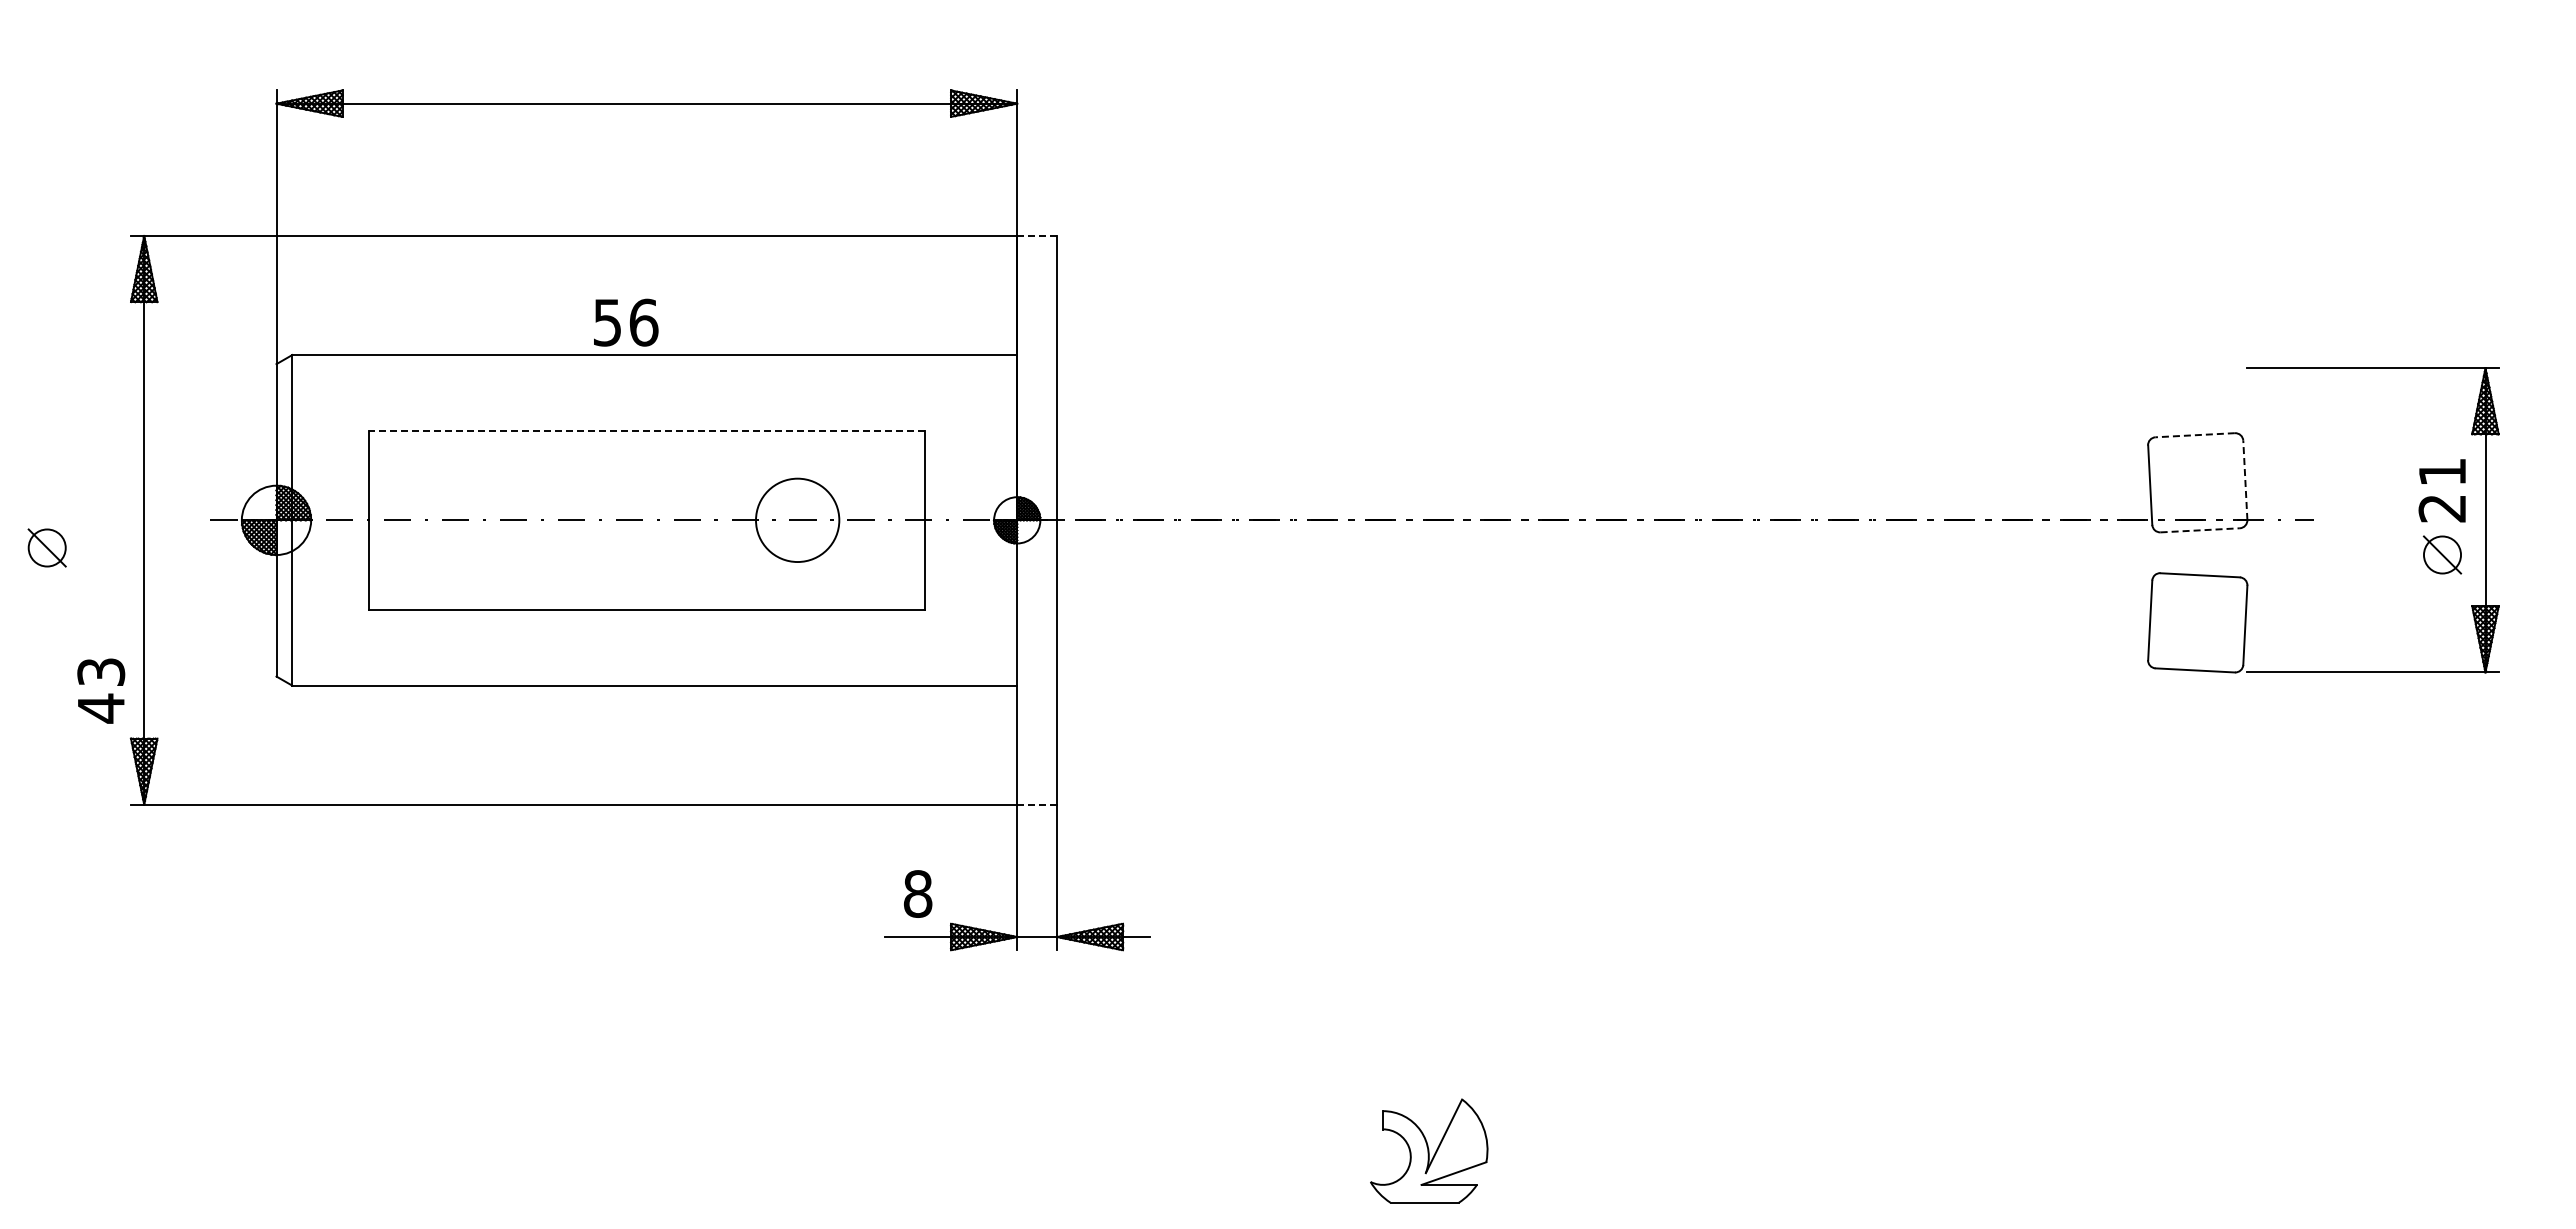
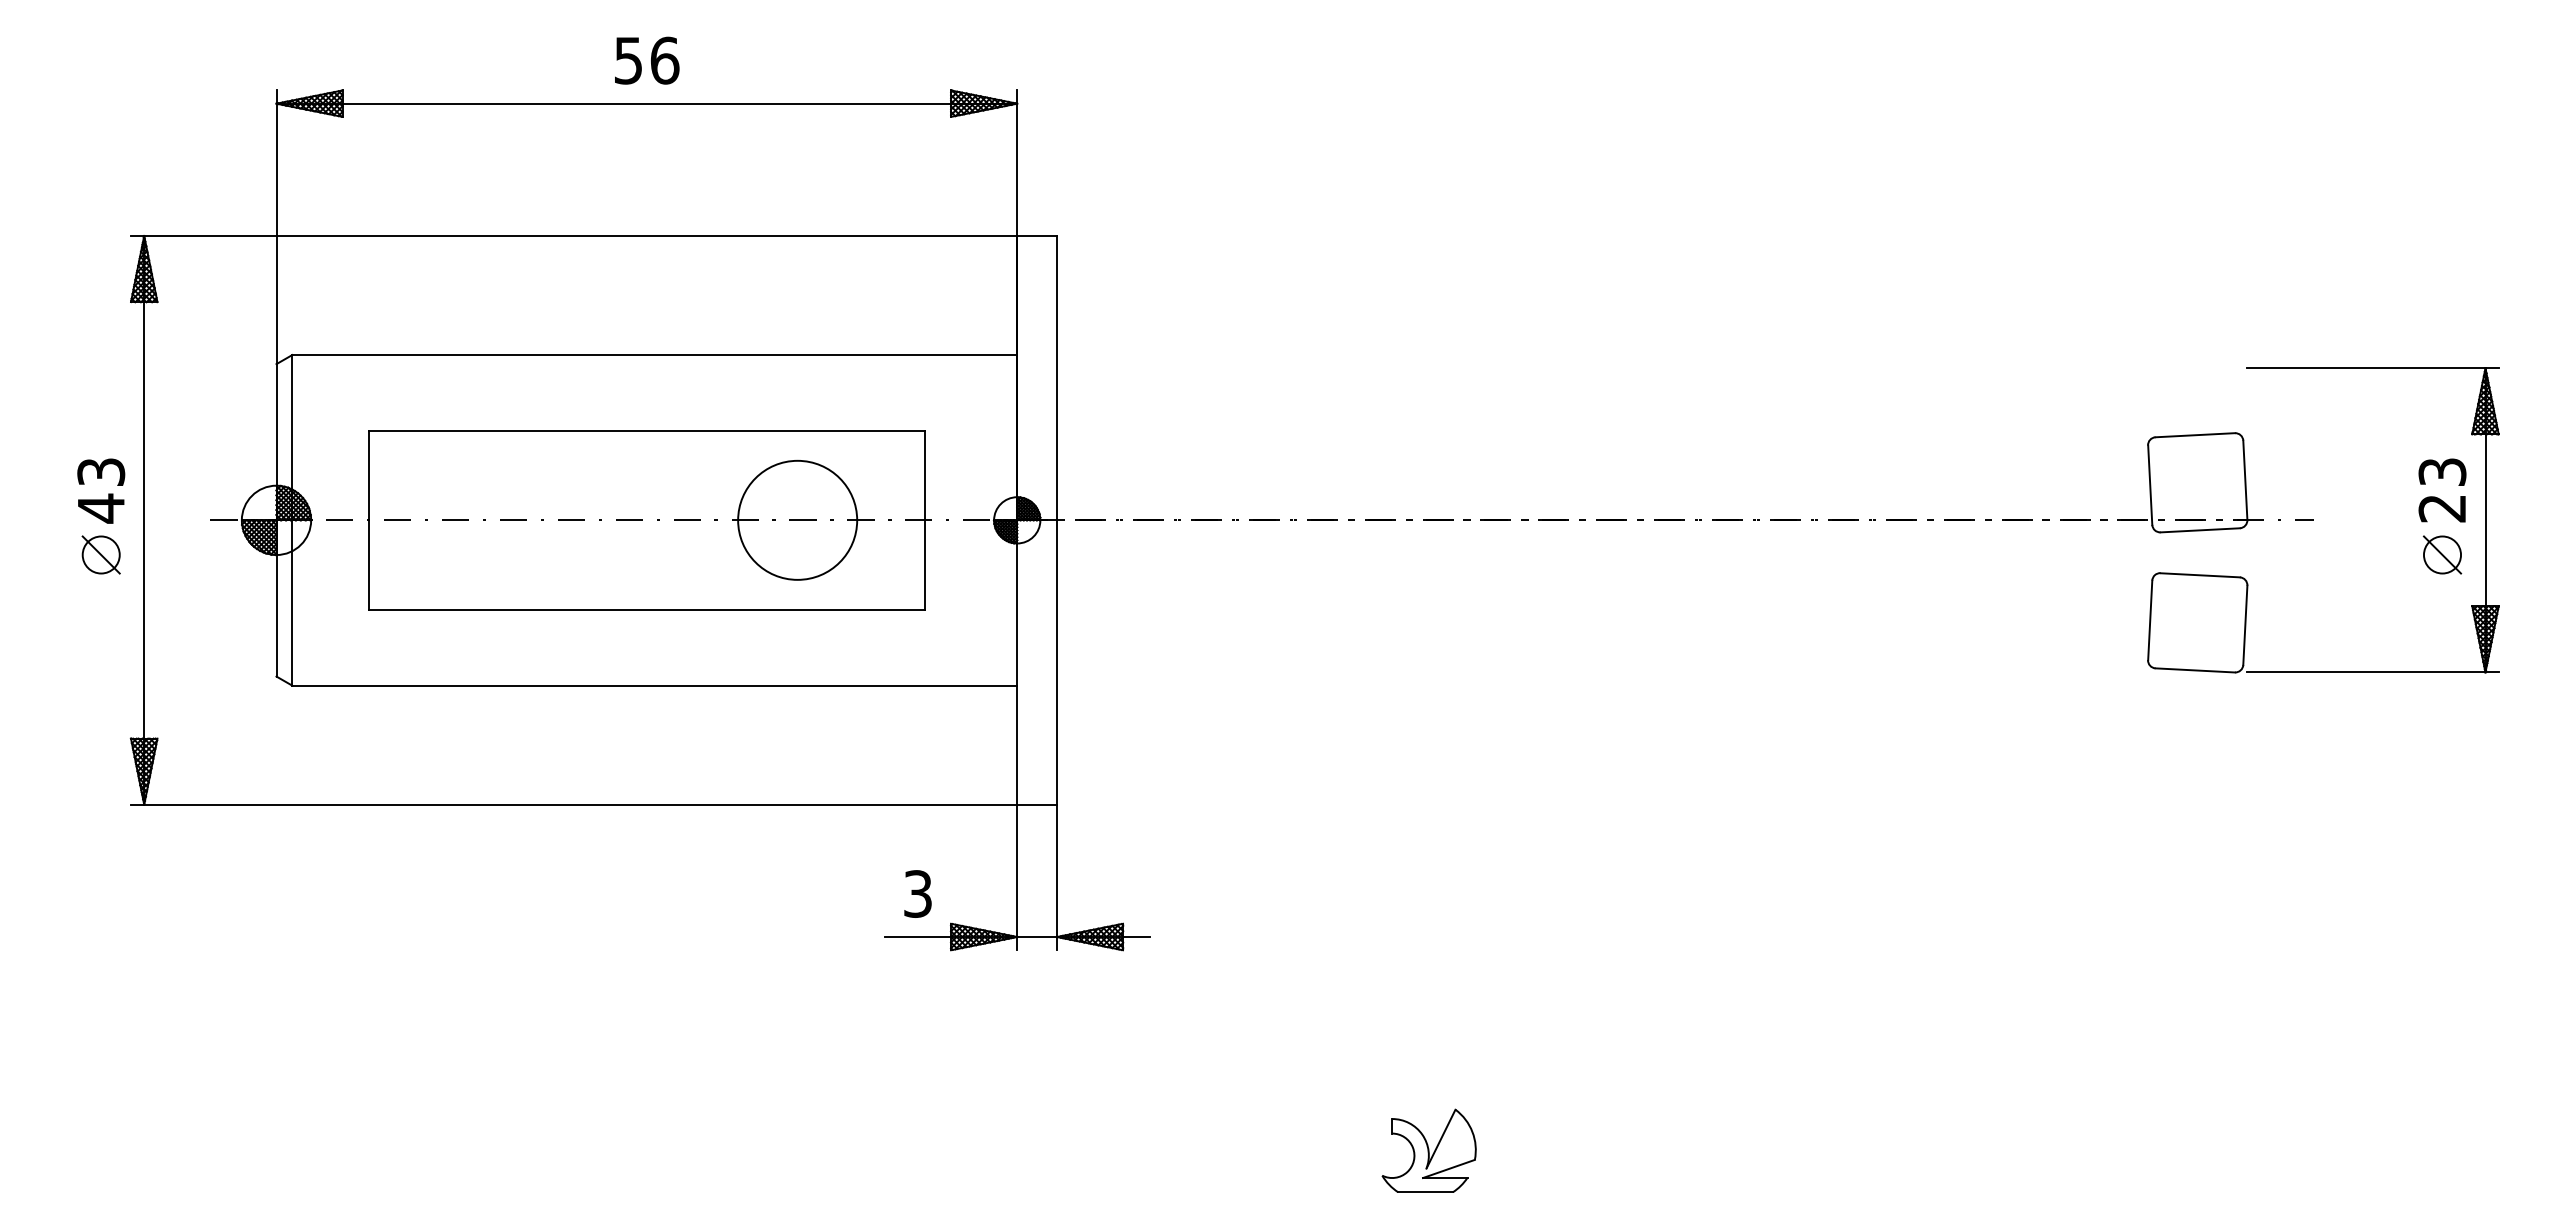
line: dashed -> solid (1037, 235)
text position: (626, 322) -> (647, 60) (647, 60)
line: dashed -> solid (646, 430)
line: dashed -> solid (2195, 435)
text: 21 -> 23 (2442, 471)
line: dashed -> solid (2245, 480)
circle diameter: 83 px -> 119 px (797, 519)
line: dashed -> solid (2200, 530)
part position: (46, 547) -> (100, 554) (100, 554)
text position: (101, 690) -> (101, 490) (101, 490)
line: dashed -> solid (1037, 804)
text: 8 -> 3 (917, 893)
part size: 119x106 px -> 96x85 px (1428, 1150)
